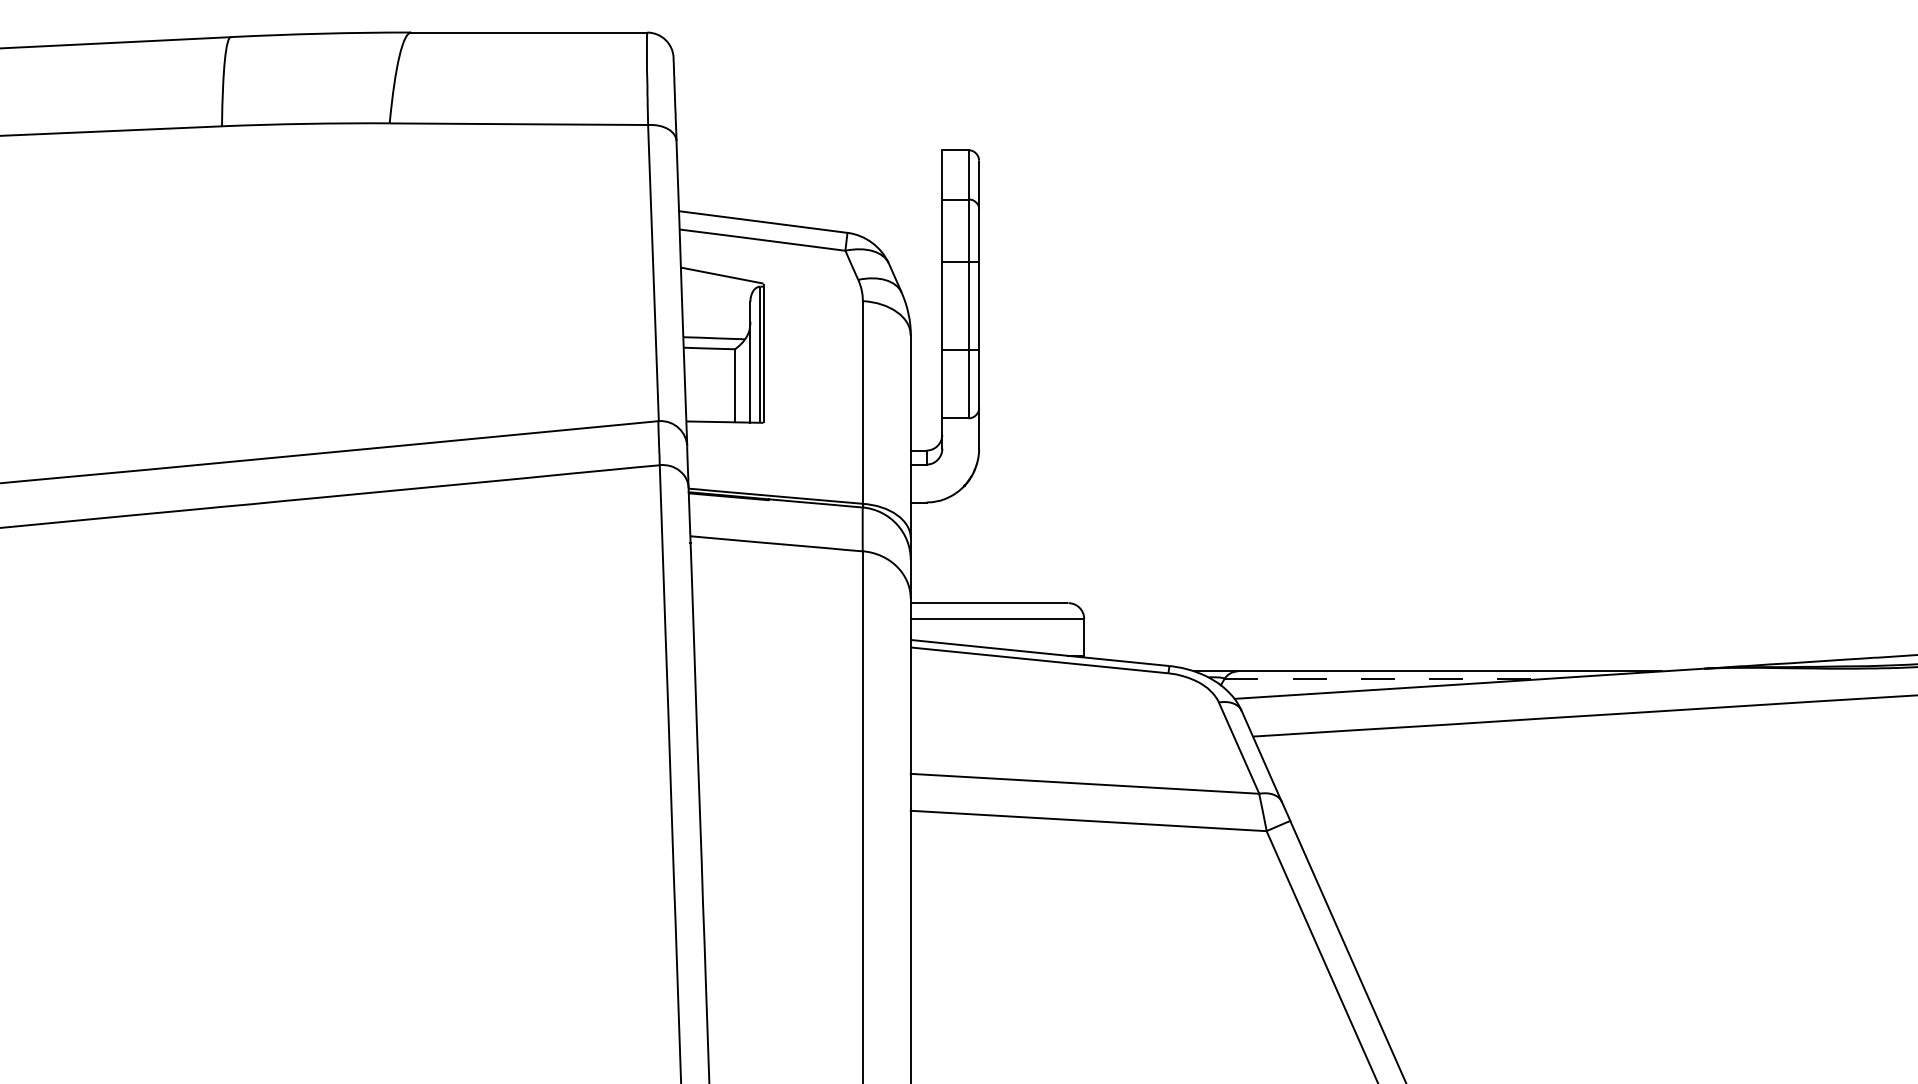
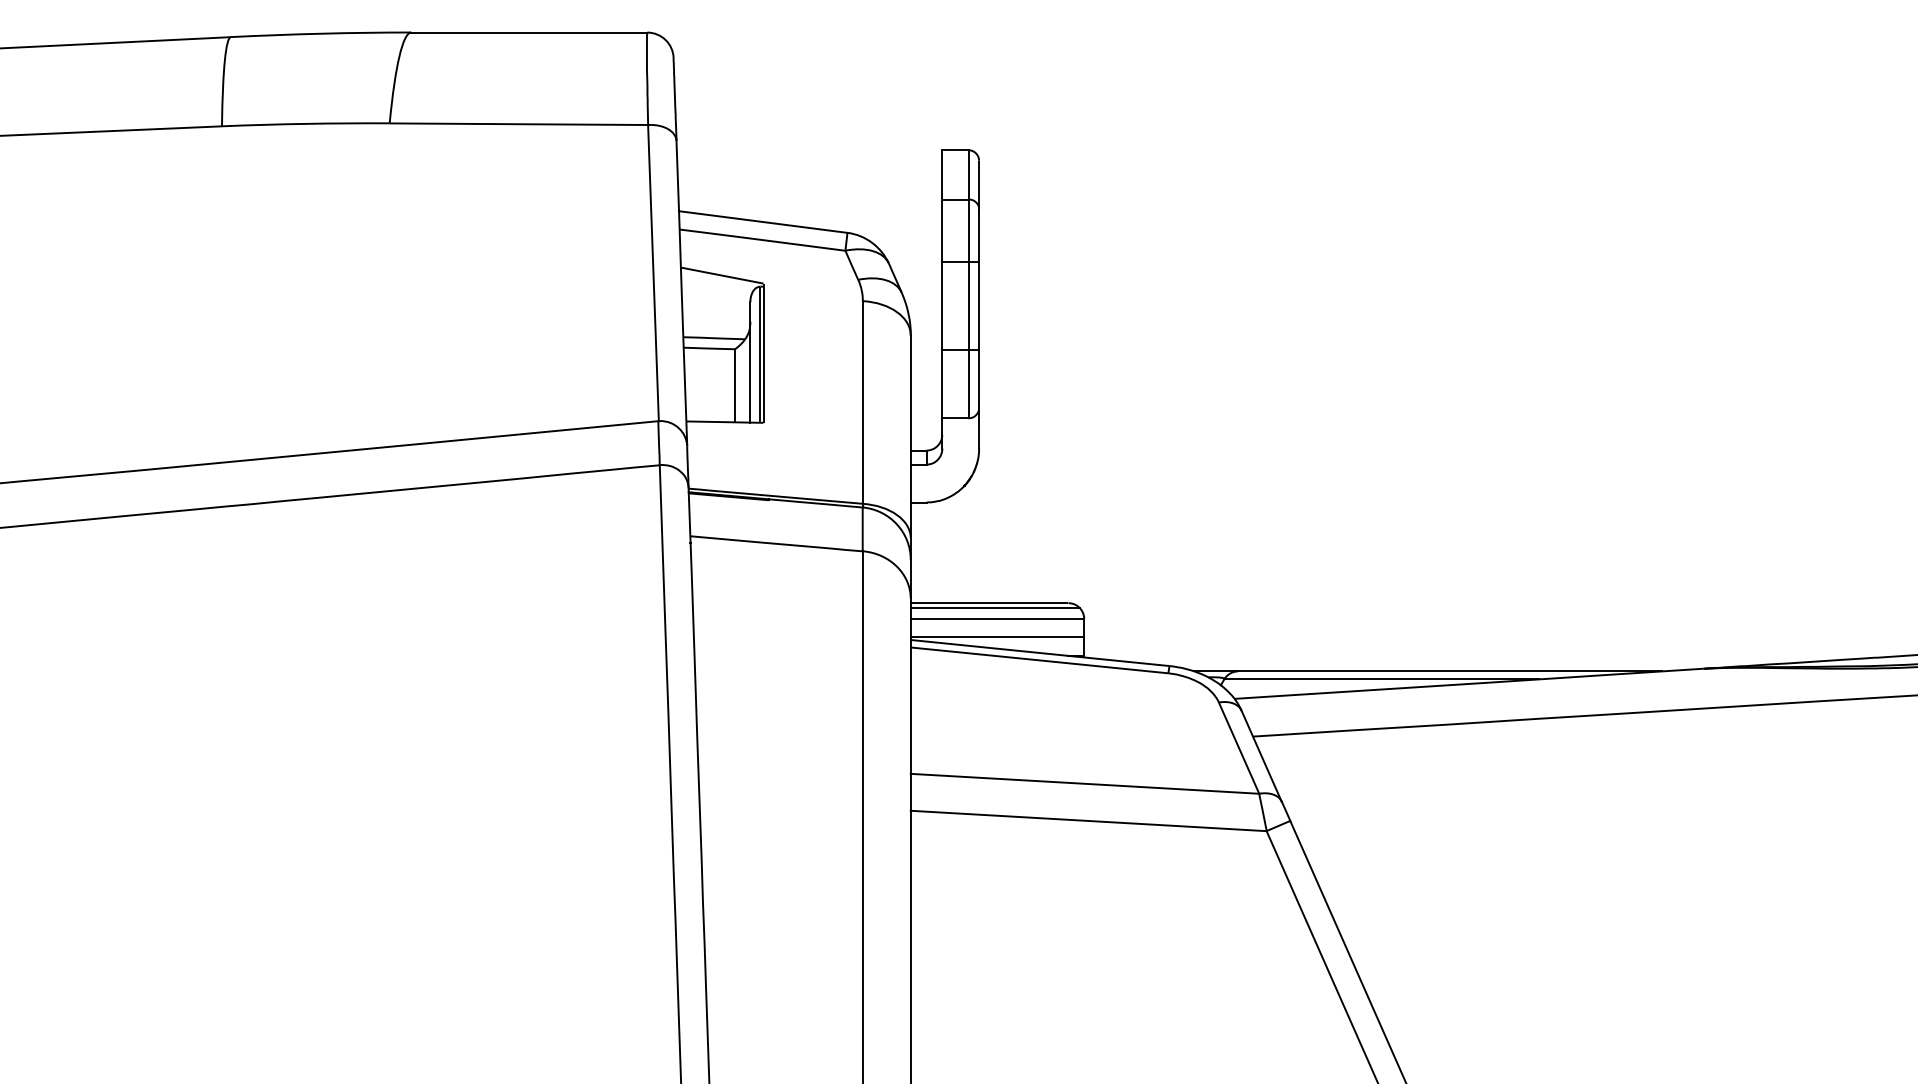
line: none -> present (994, 607)
line: none -> present (997, 637)
line: dashed -> solid (1382, 679)
